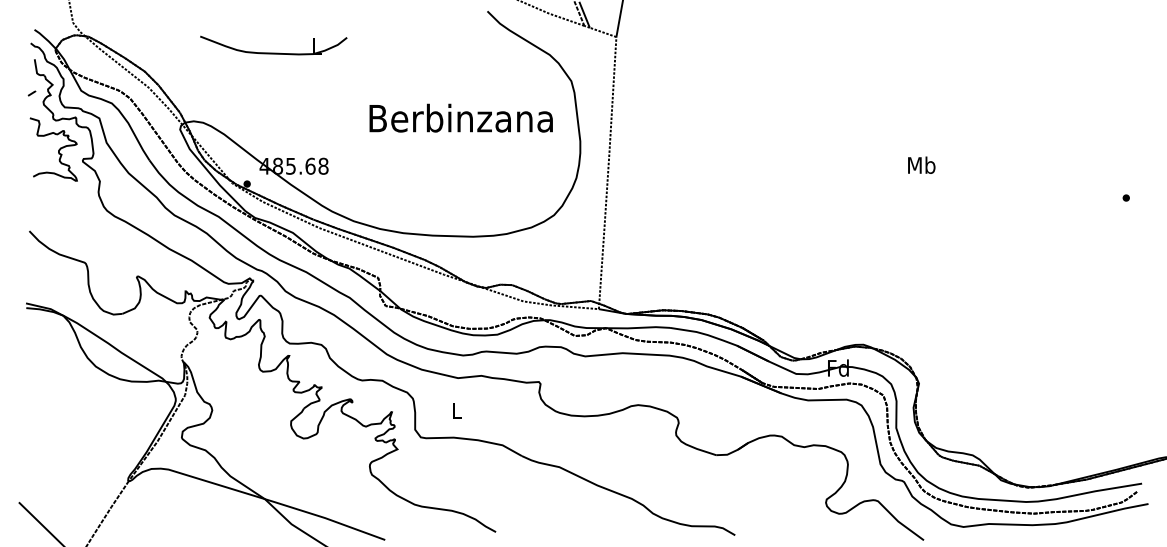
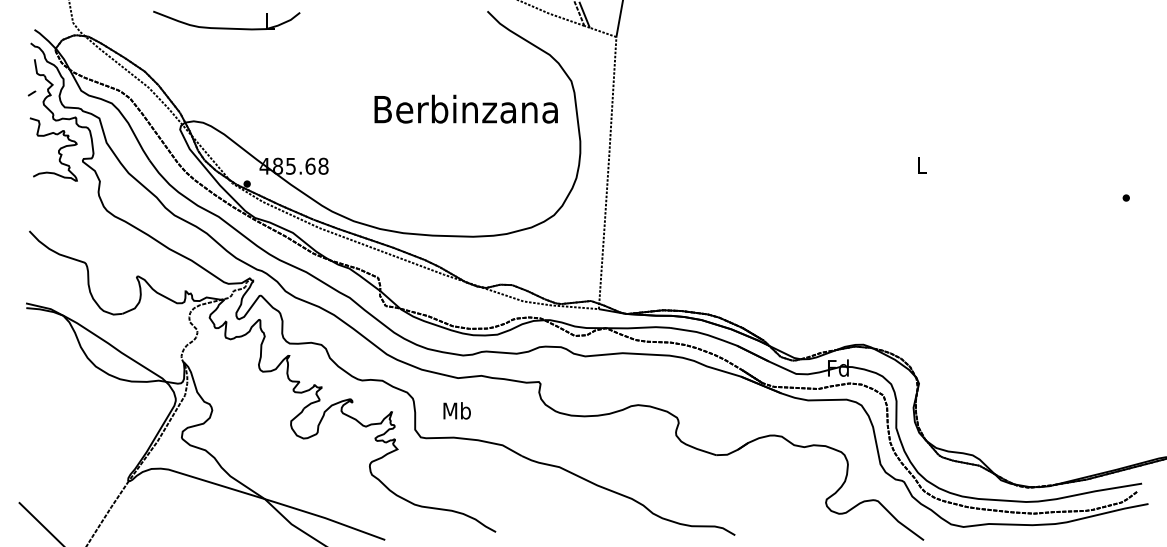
part position: (273, 52) -> (226, 27) (226, 27)
text position: (460, 117) -> (465, 108) (465, 108)
text: Mb -> L (921, 164)
text: L -> Mb (456, 410)
